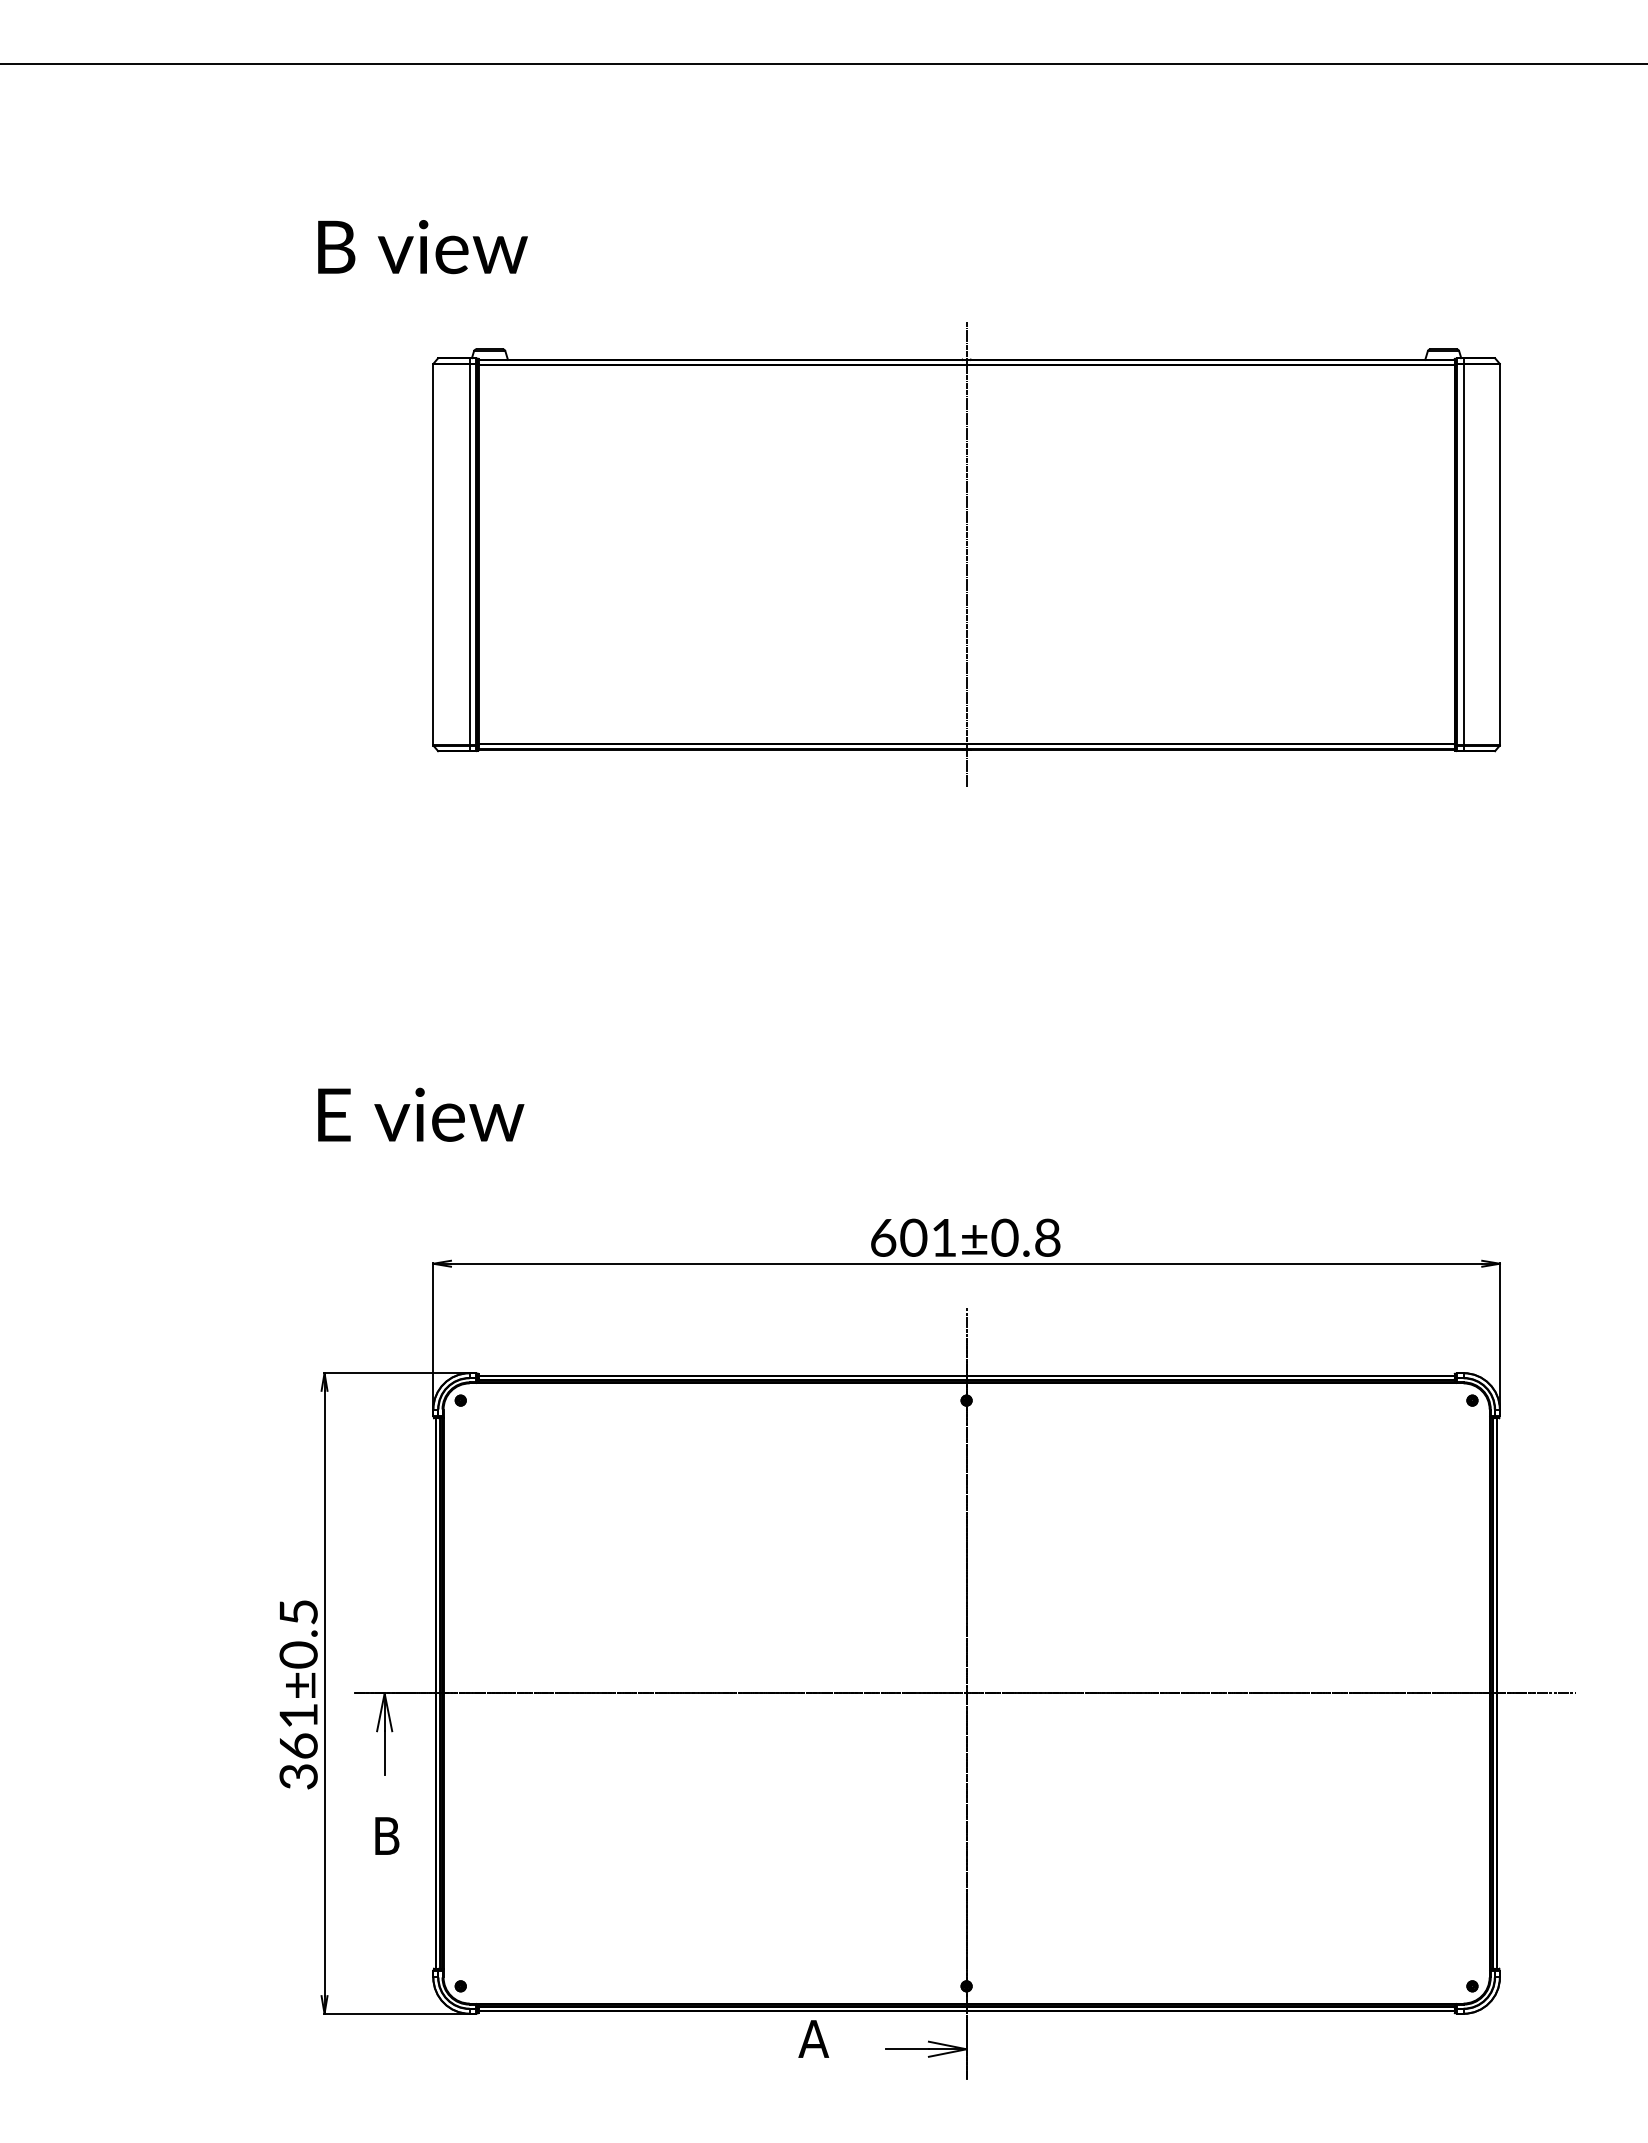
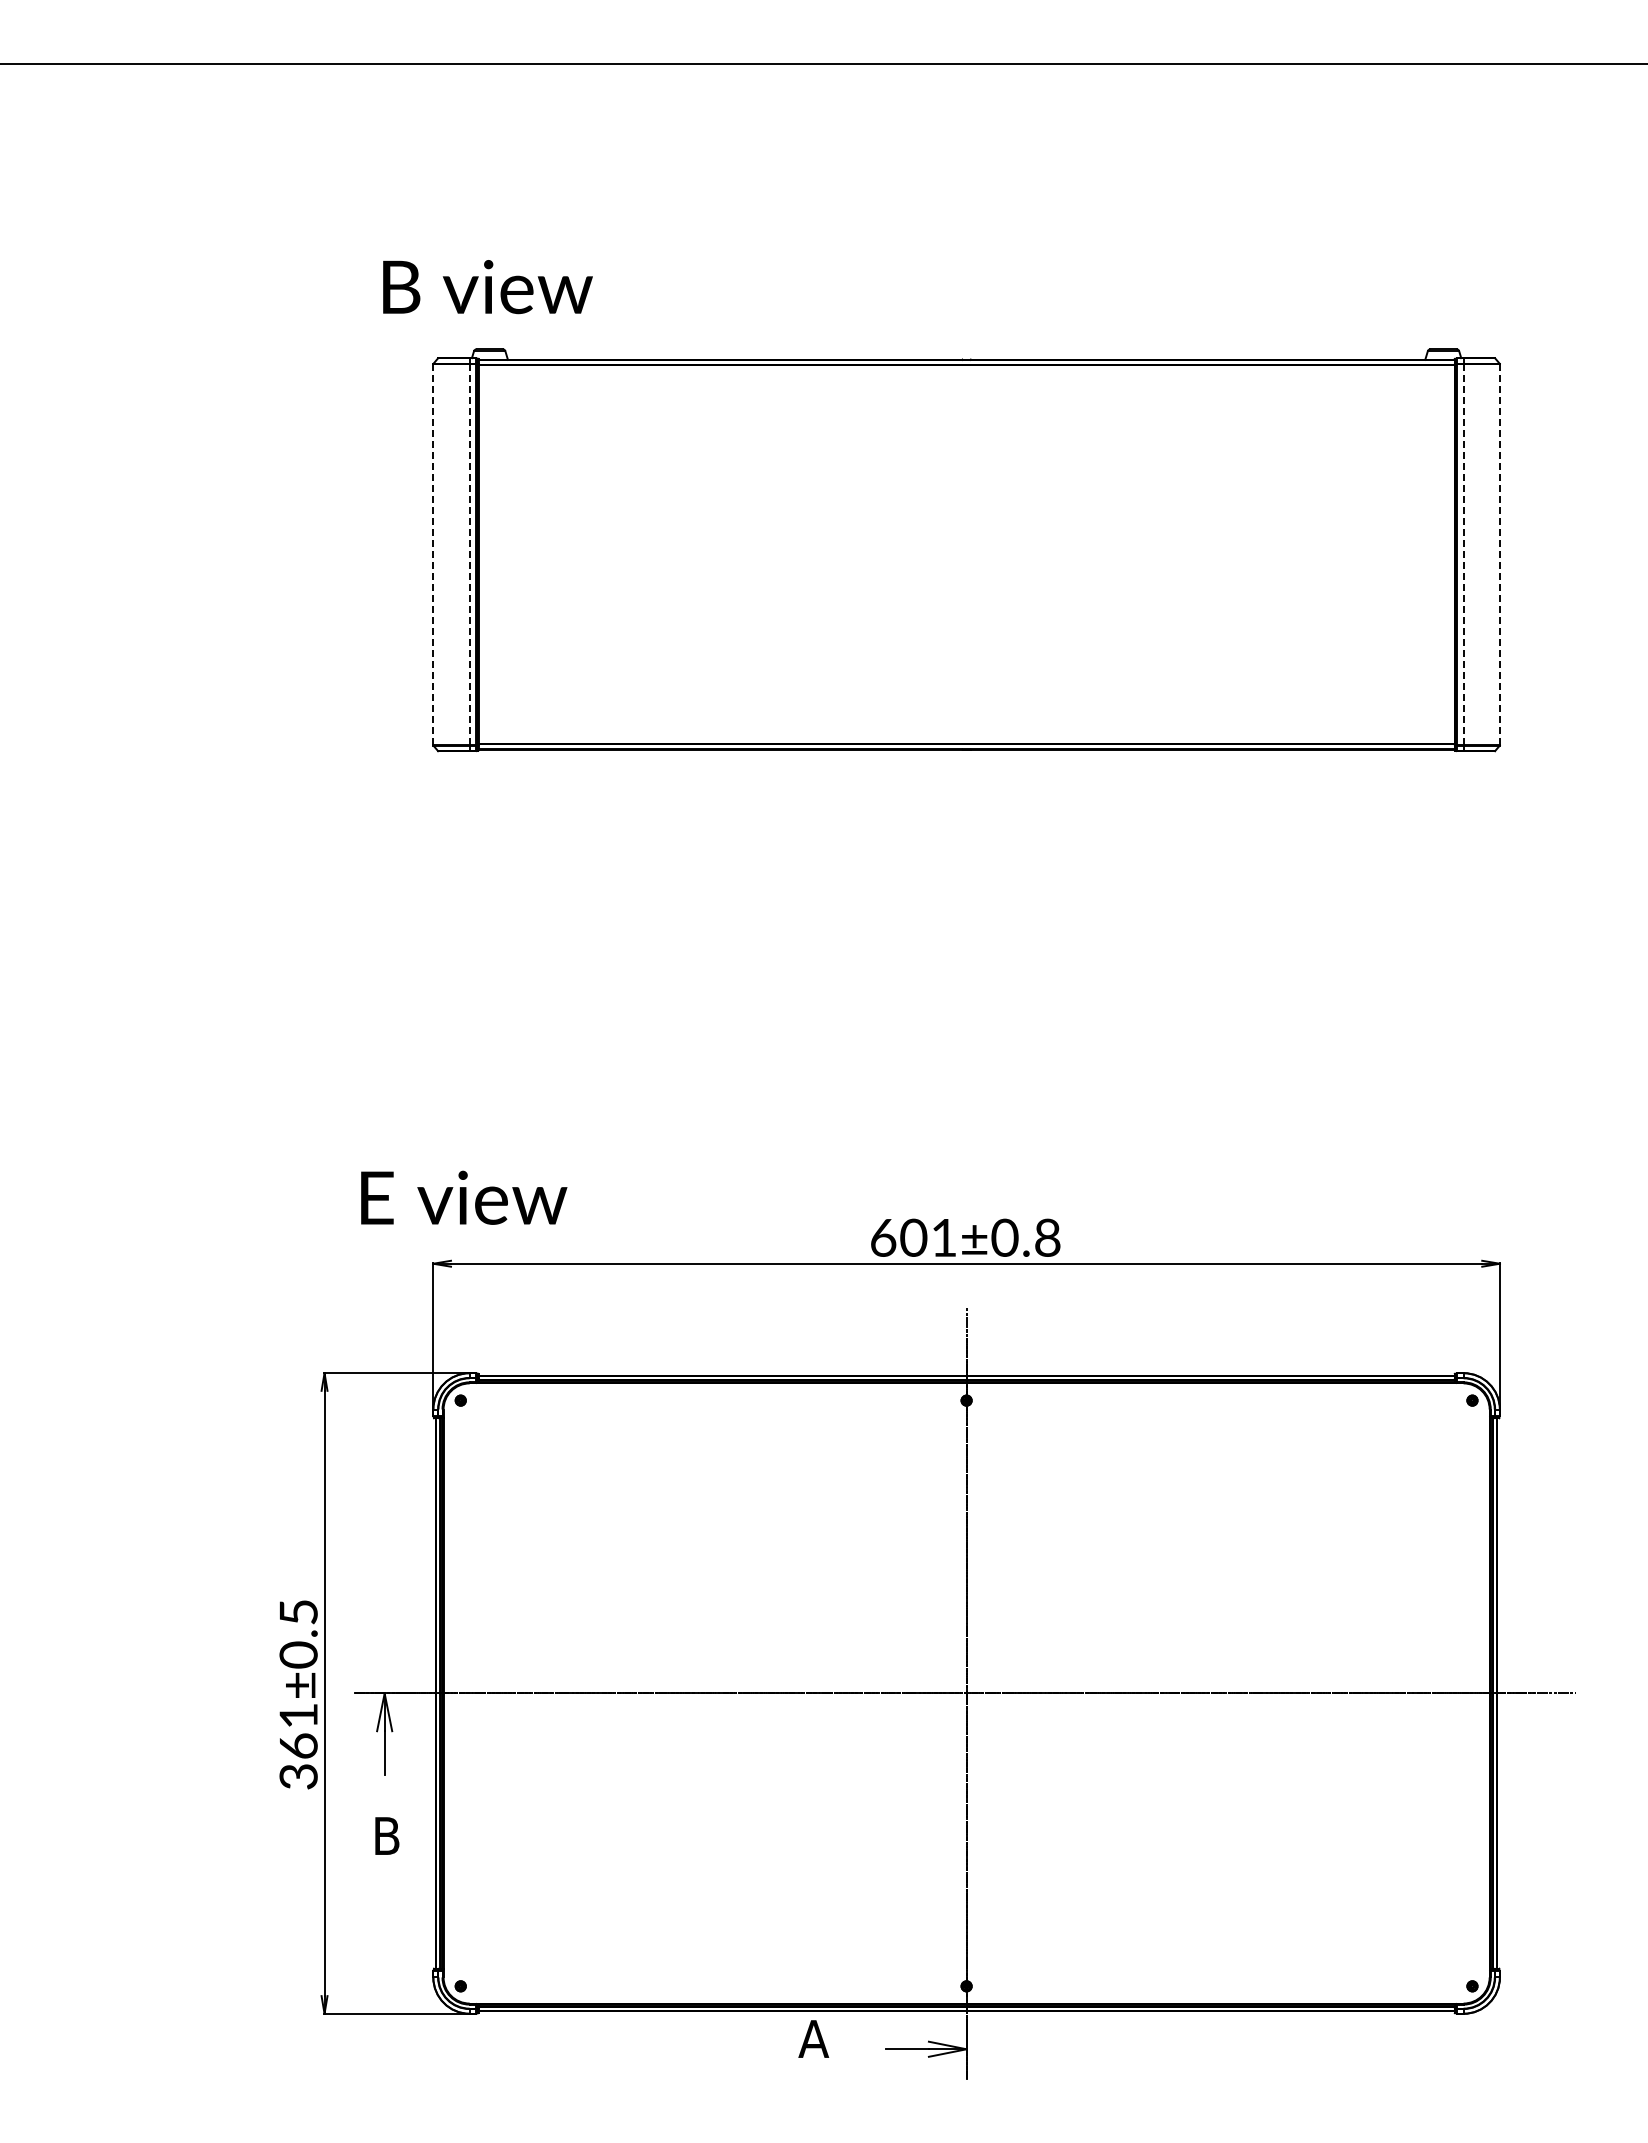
text position: (422, 247) -> (487, 287) (487, 287)
line: solid -> dashed (433, 554)
line: solid -> dashed (469, 554)
line: present -> none (966, 554)
line: solid -> dashed (1463, 554)
line: solid -> dashed (1499, 554)
text position: (421, 1114) -> (464, 1197) (464, 1197)
